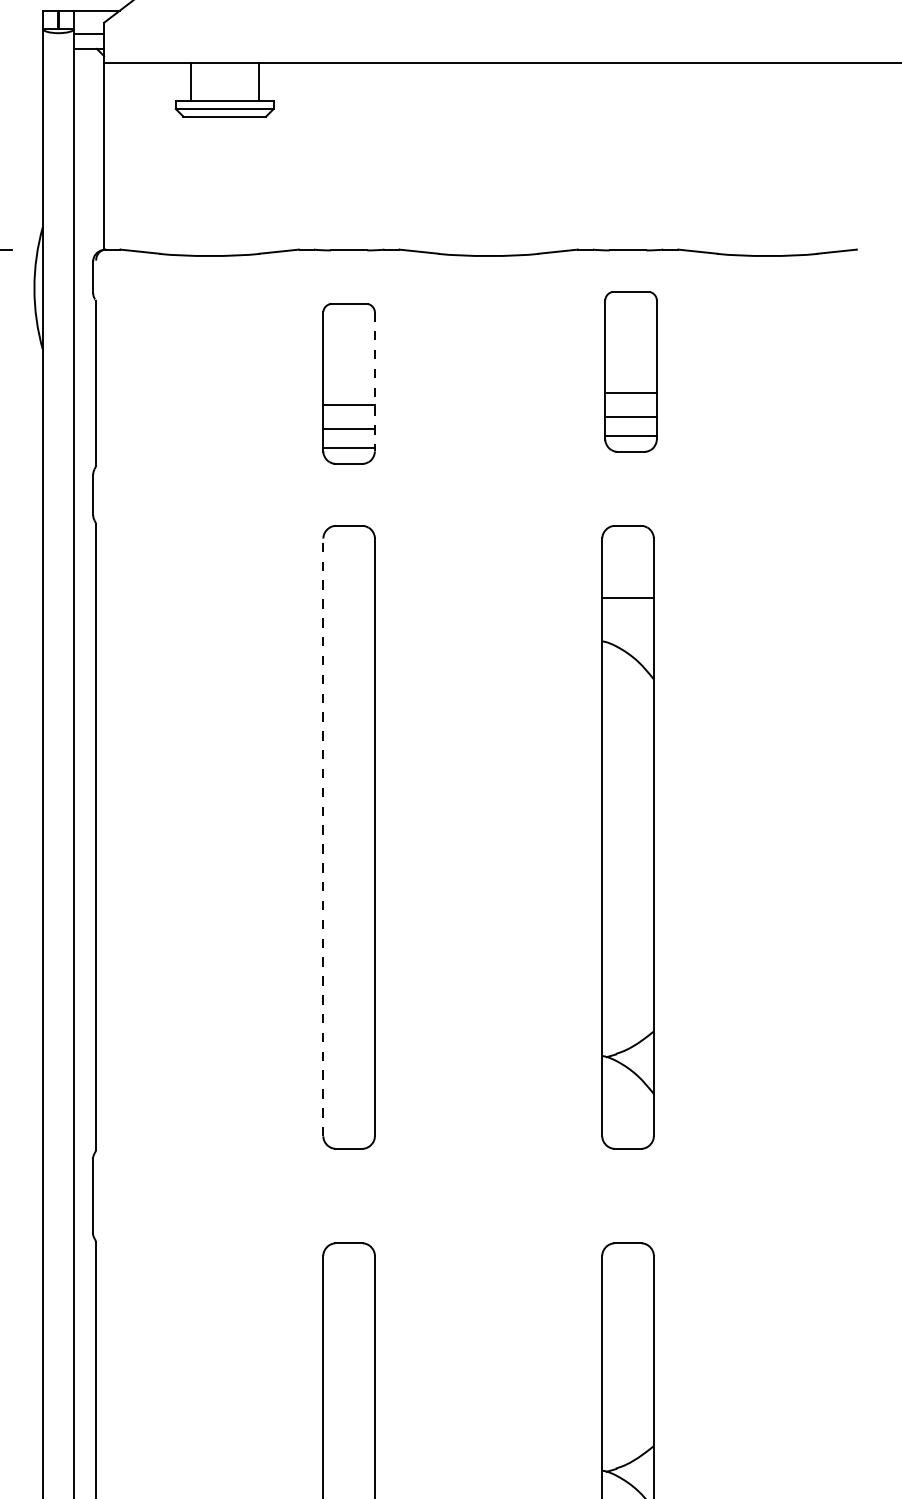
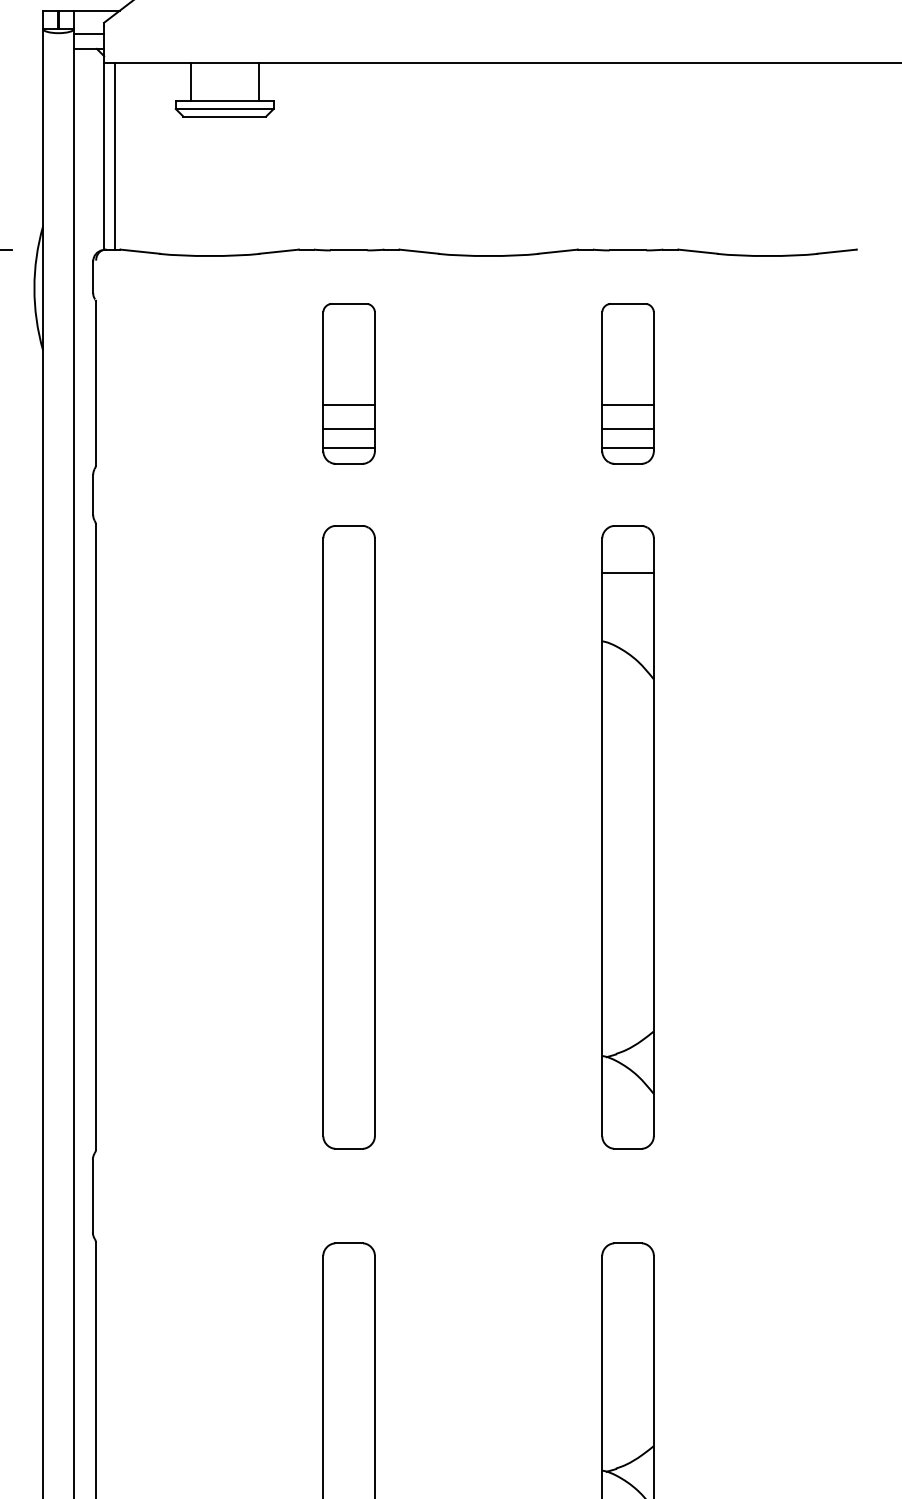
line: none -> present (115, 156)
part position: (630, 371) -> (627, 383) (627, 383)
line: dashed -> solid (374, 381)
line position: (627, 597) -> (627, 572) (627, 572)
line: dashed -> solid (323, 836)
